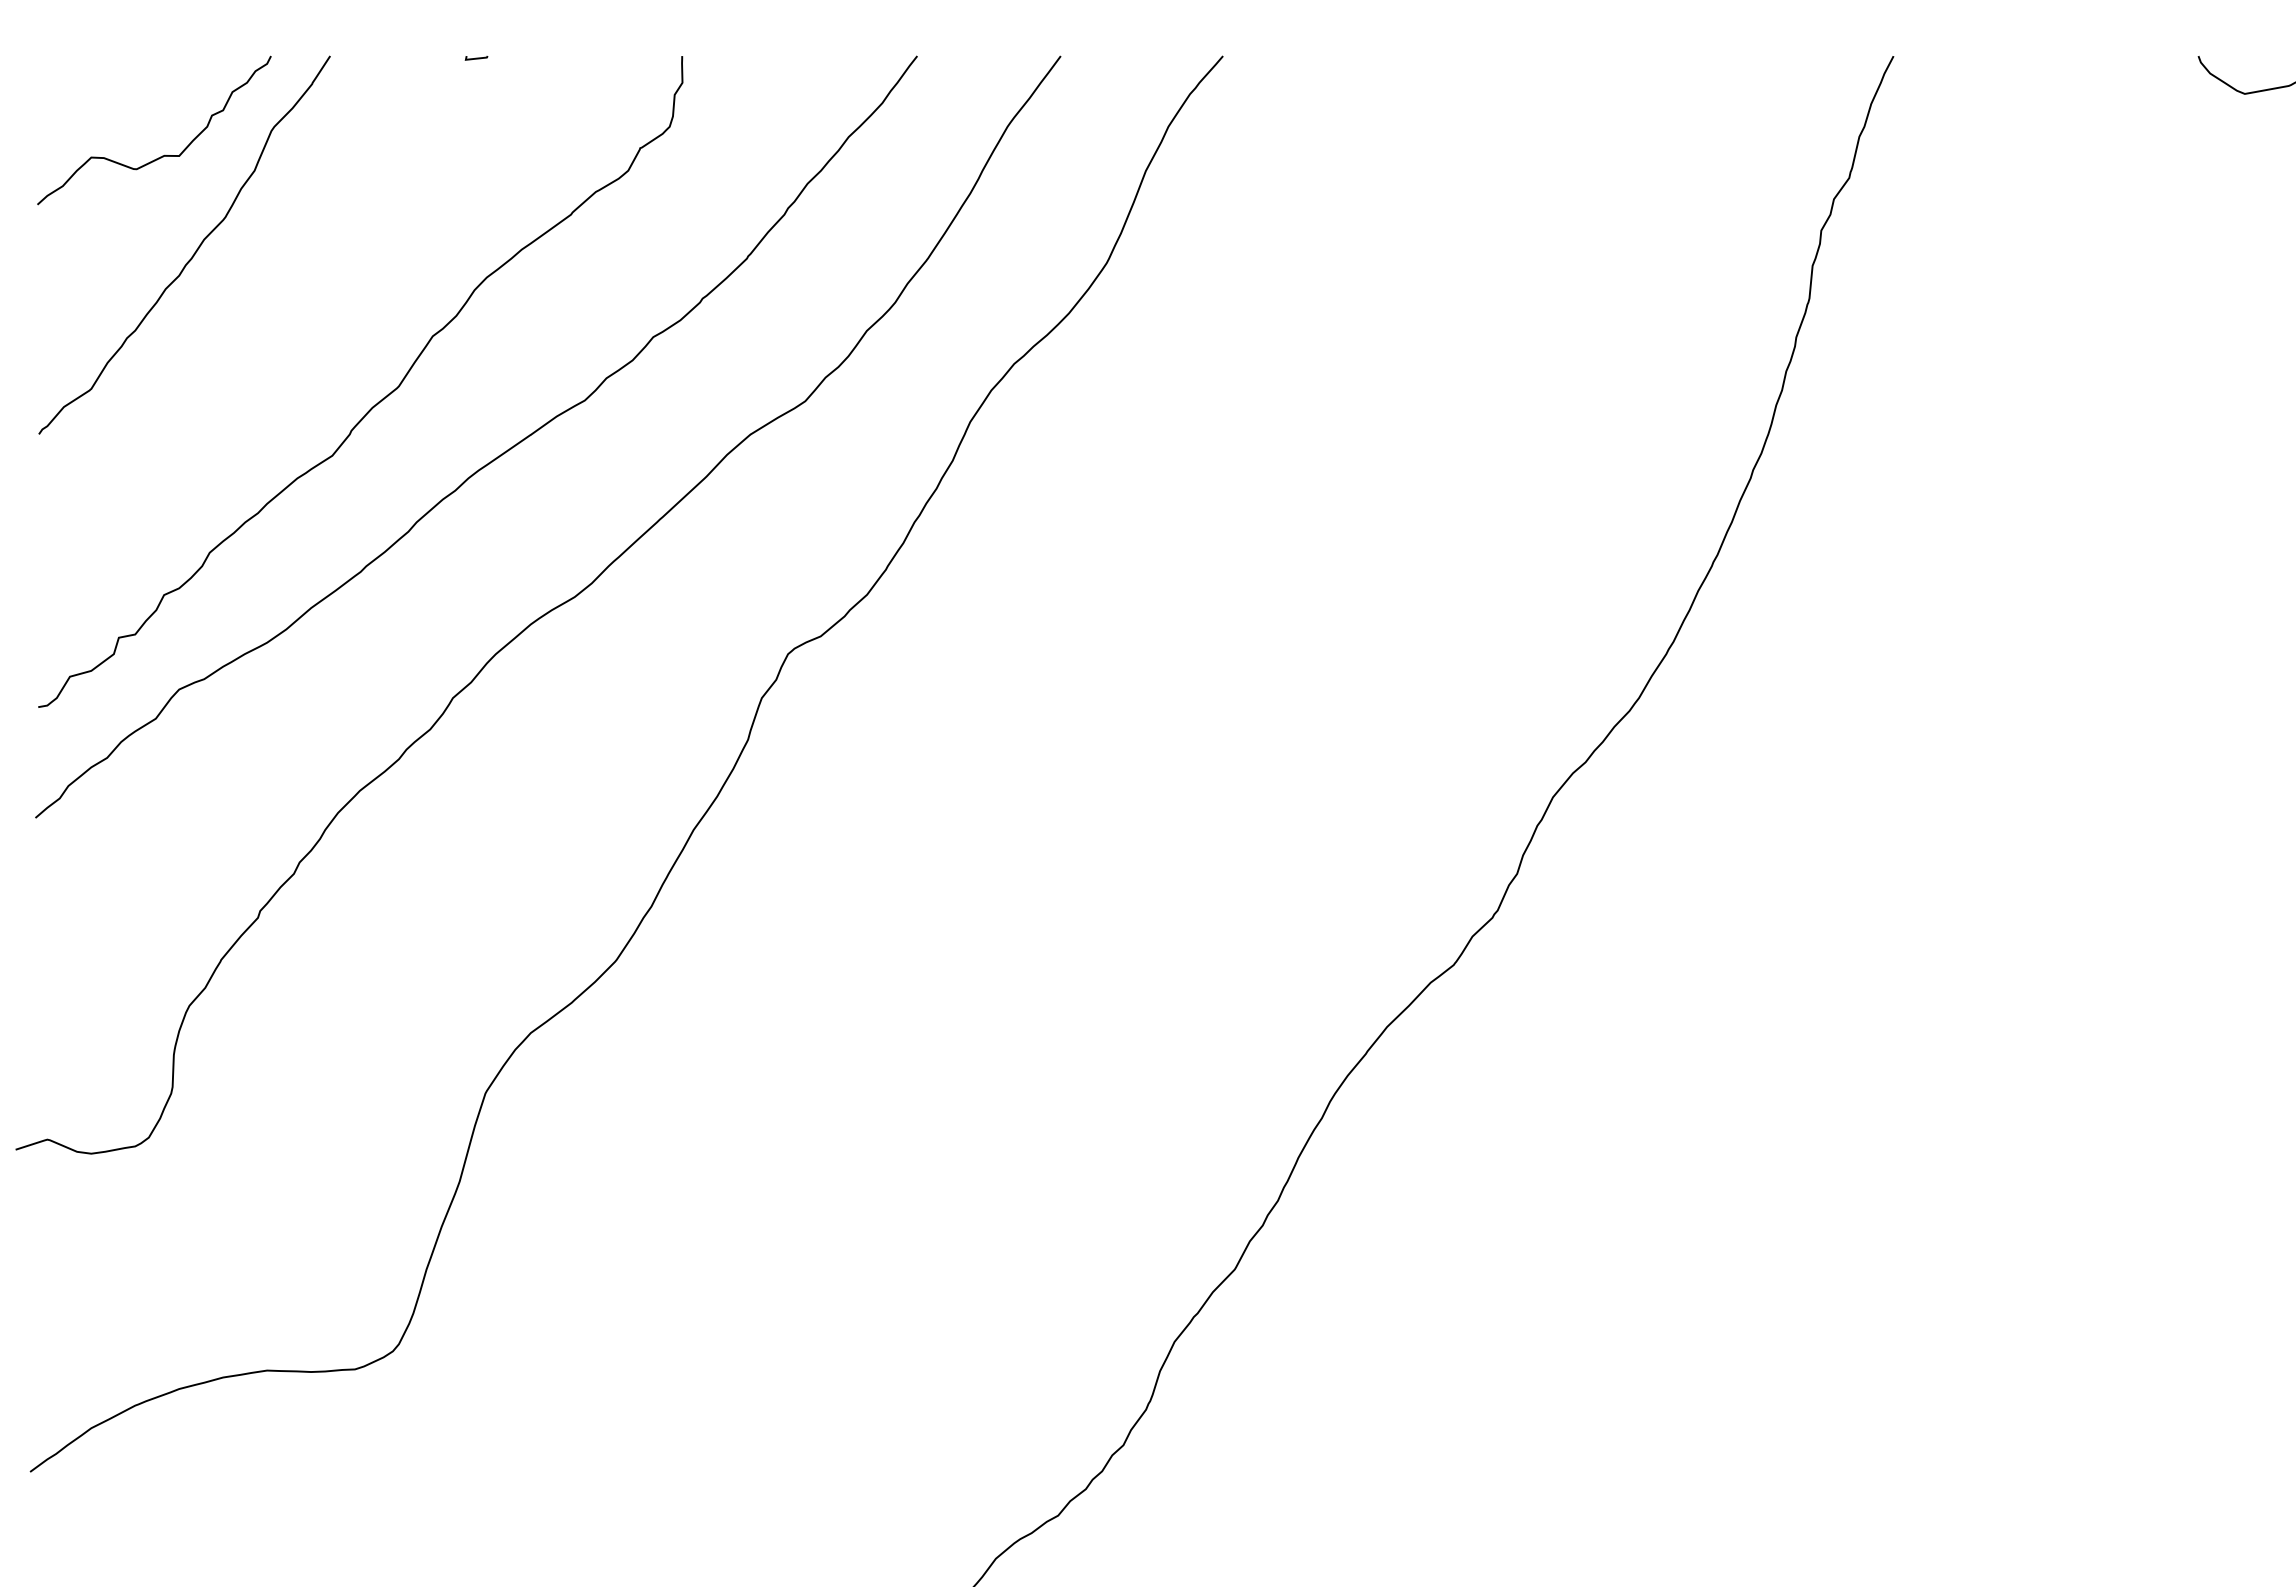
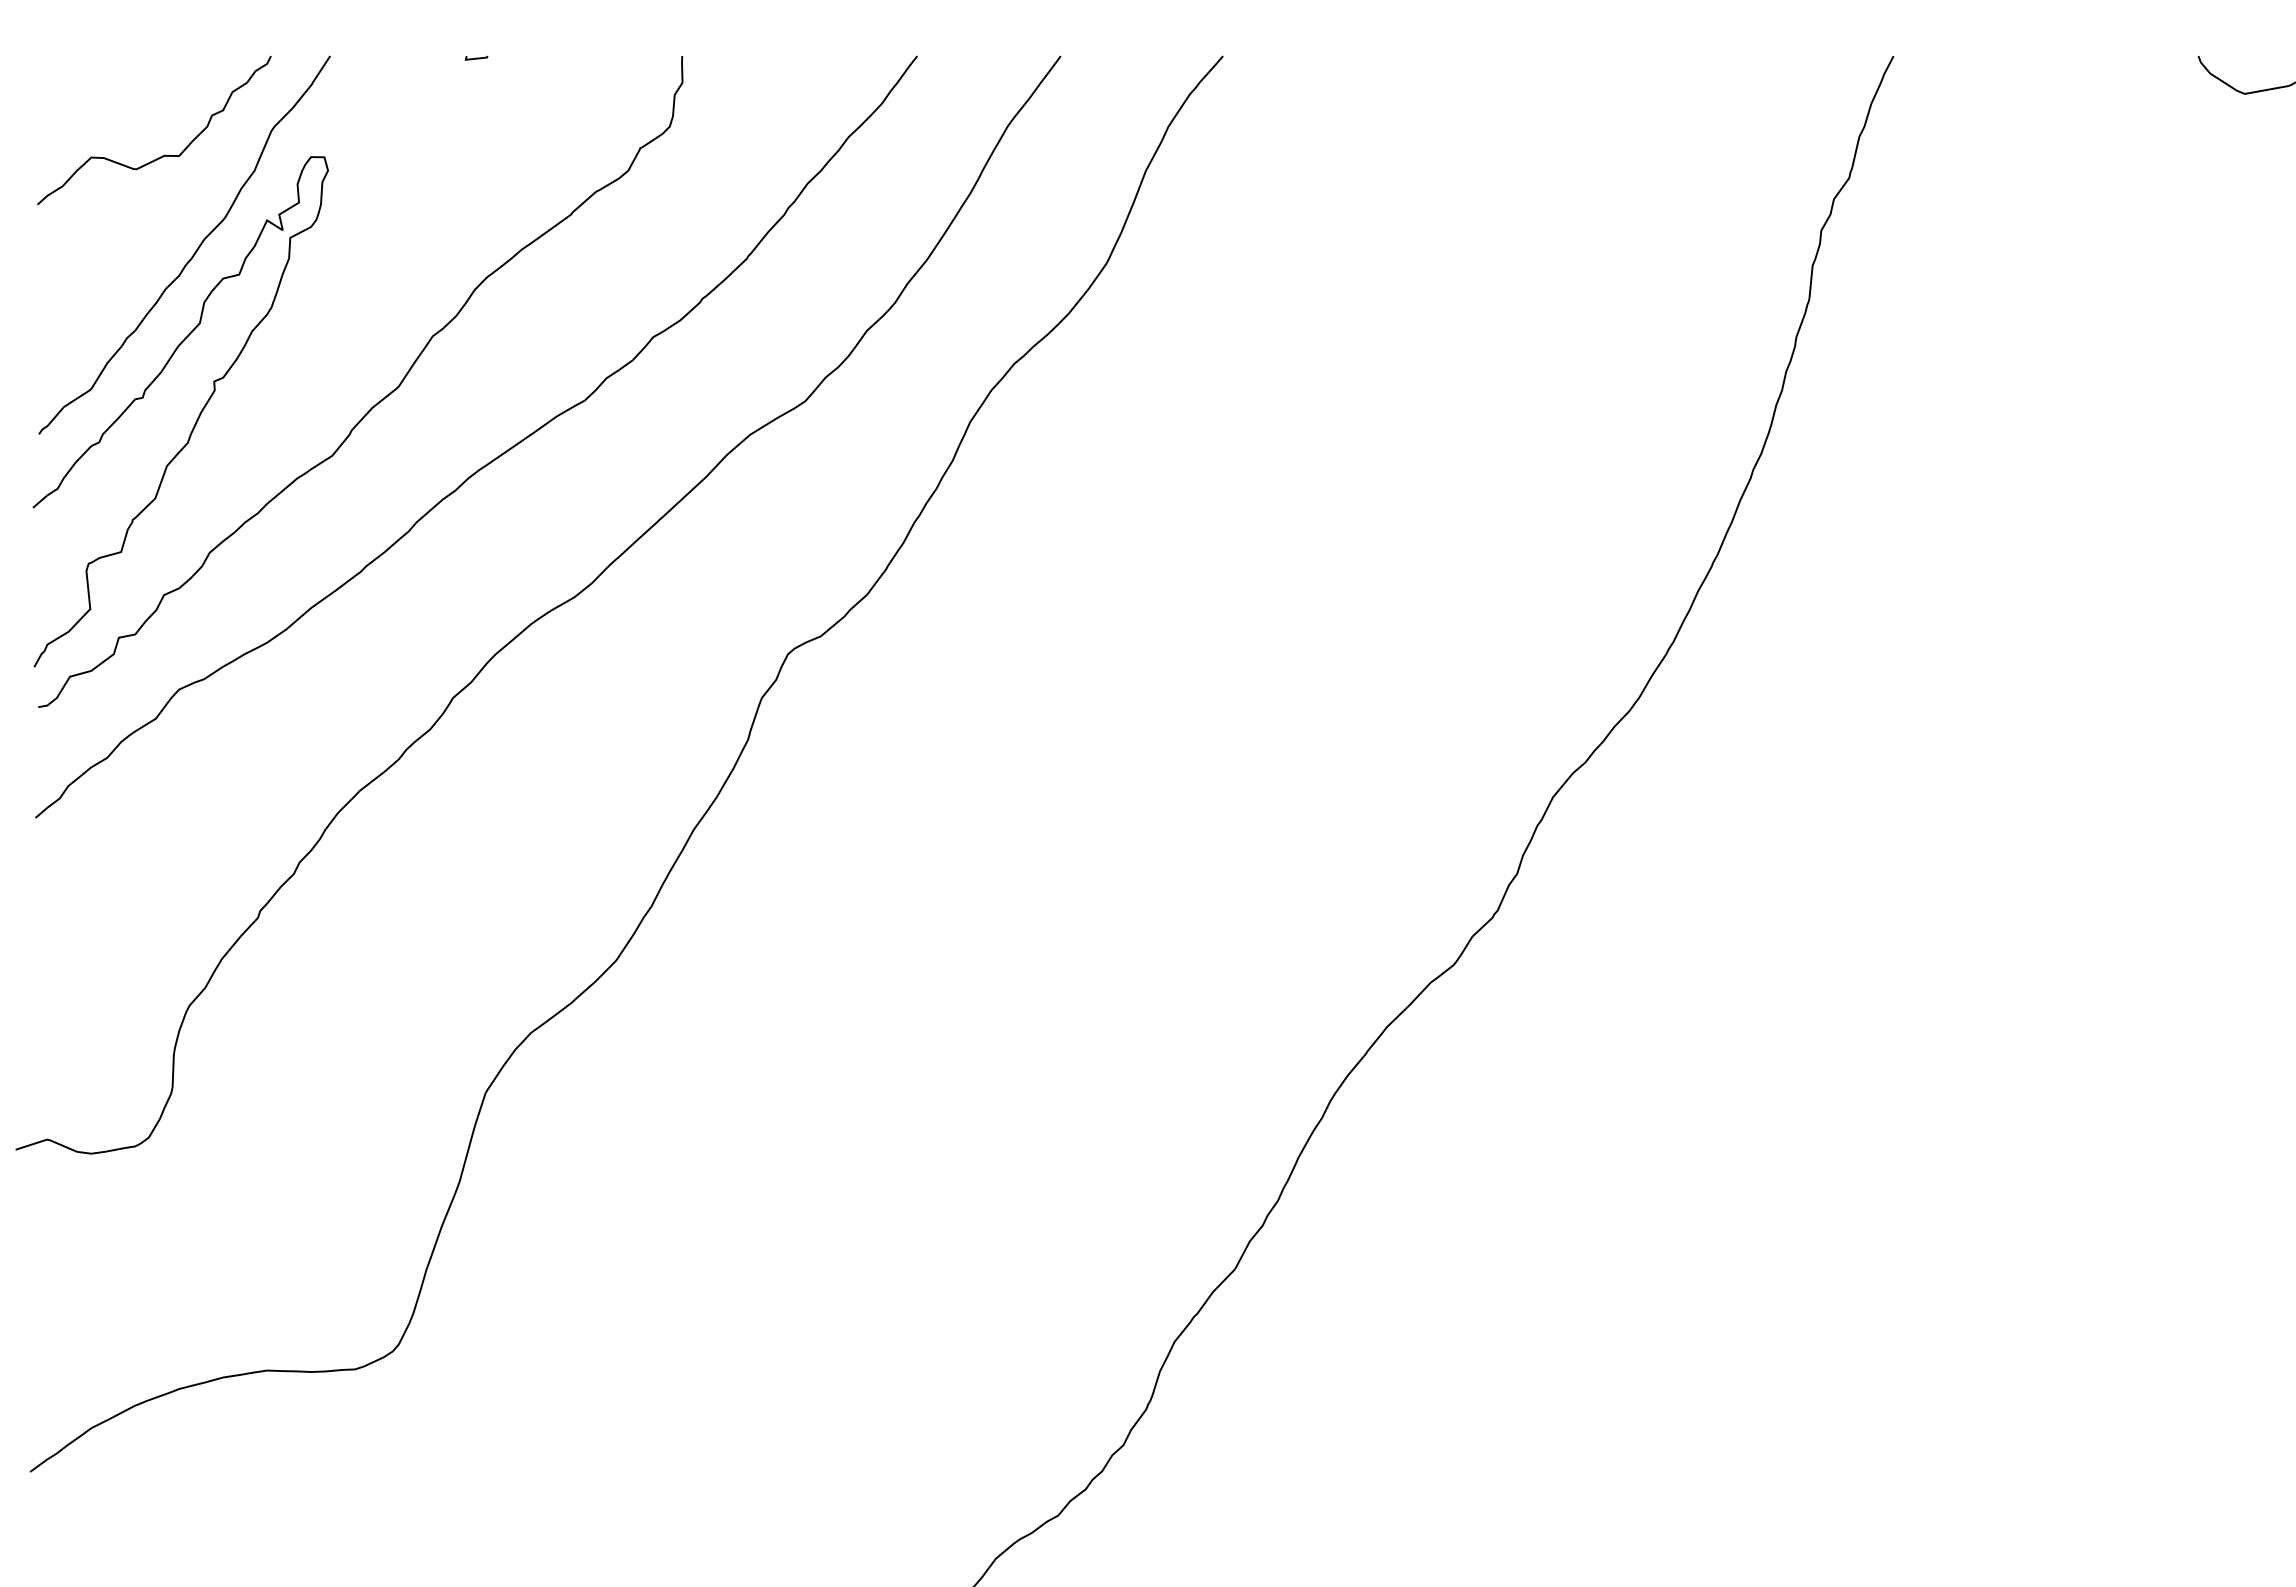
curve: none -> present (196, 419)
